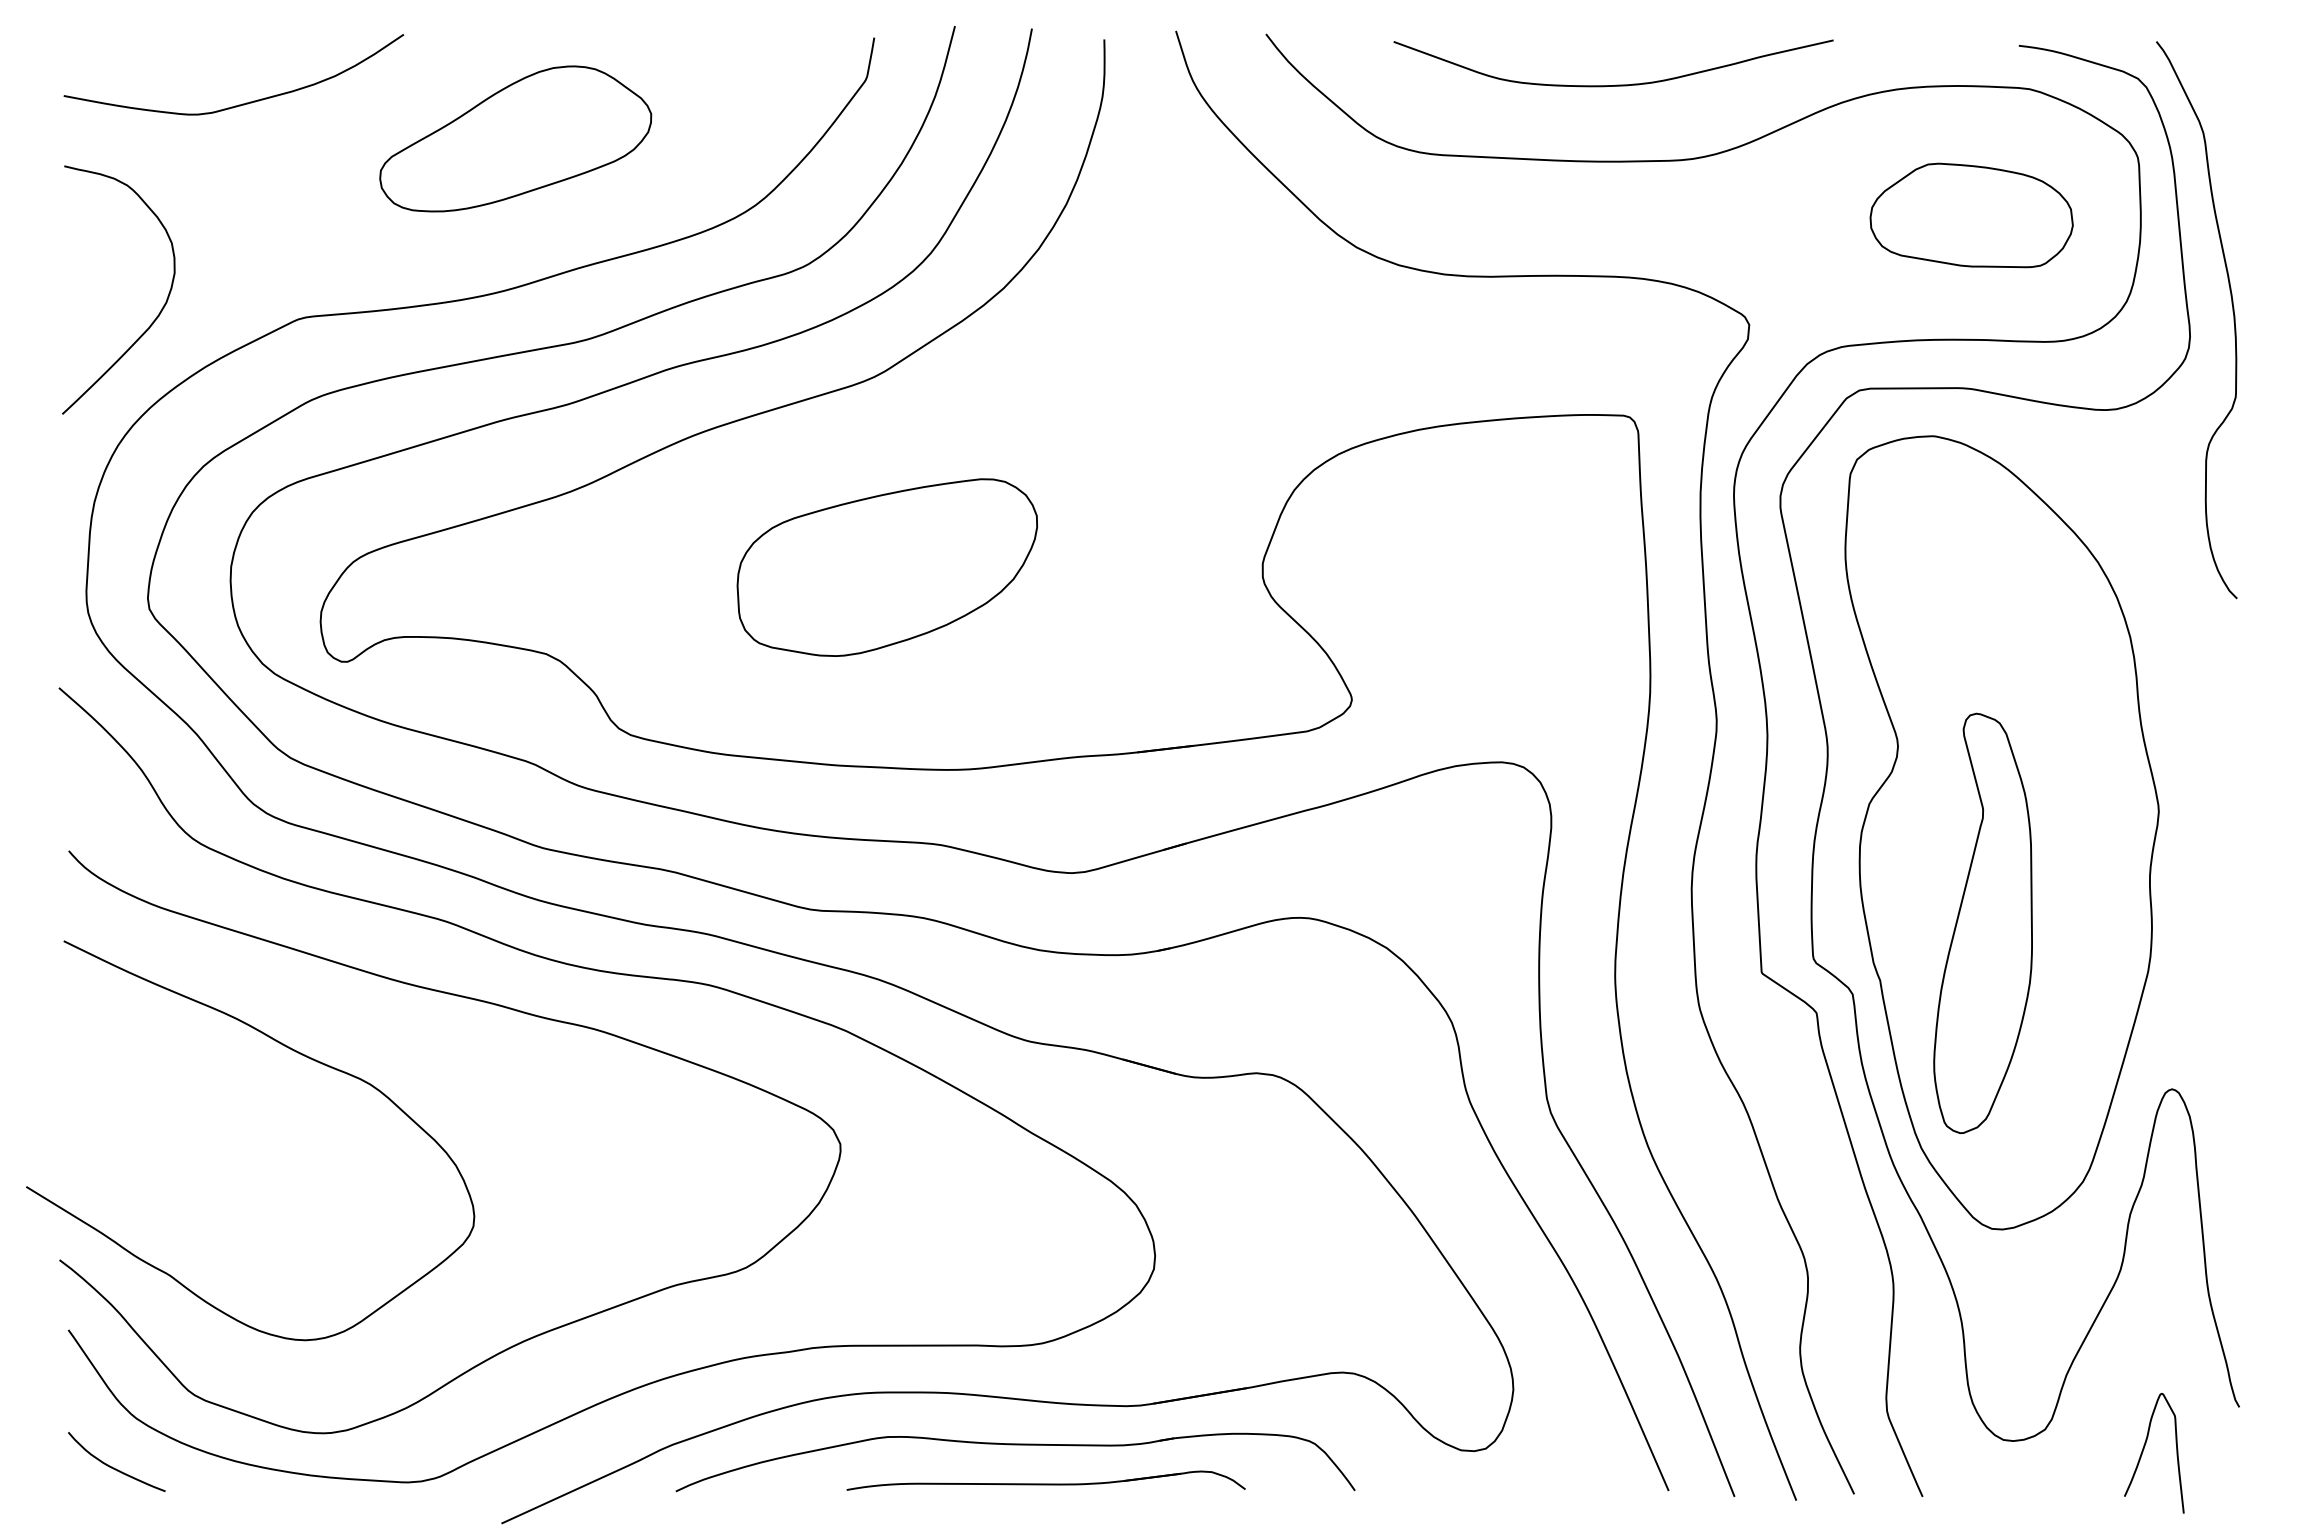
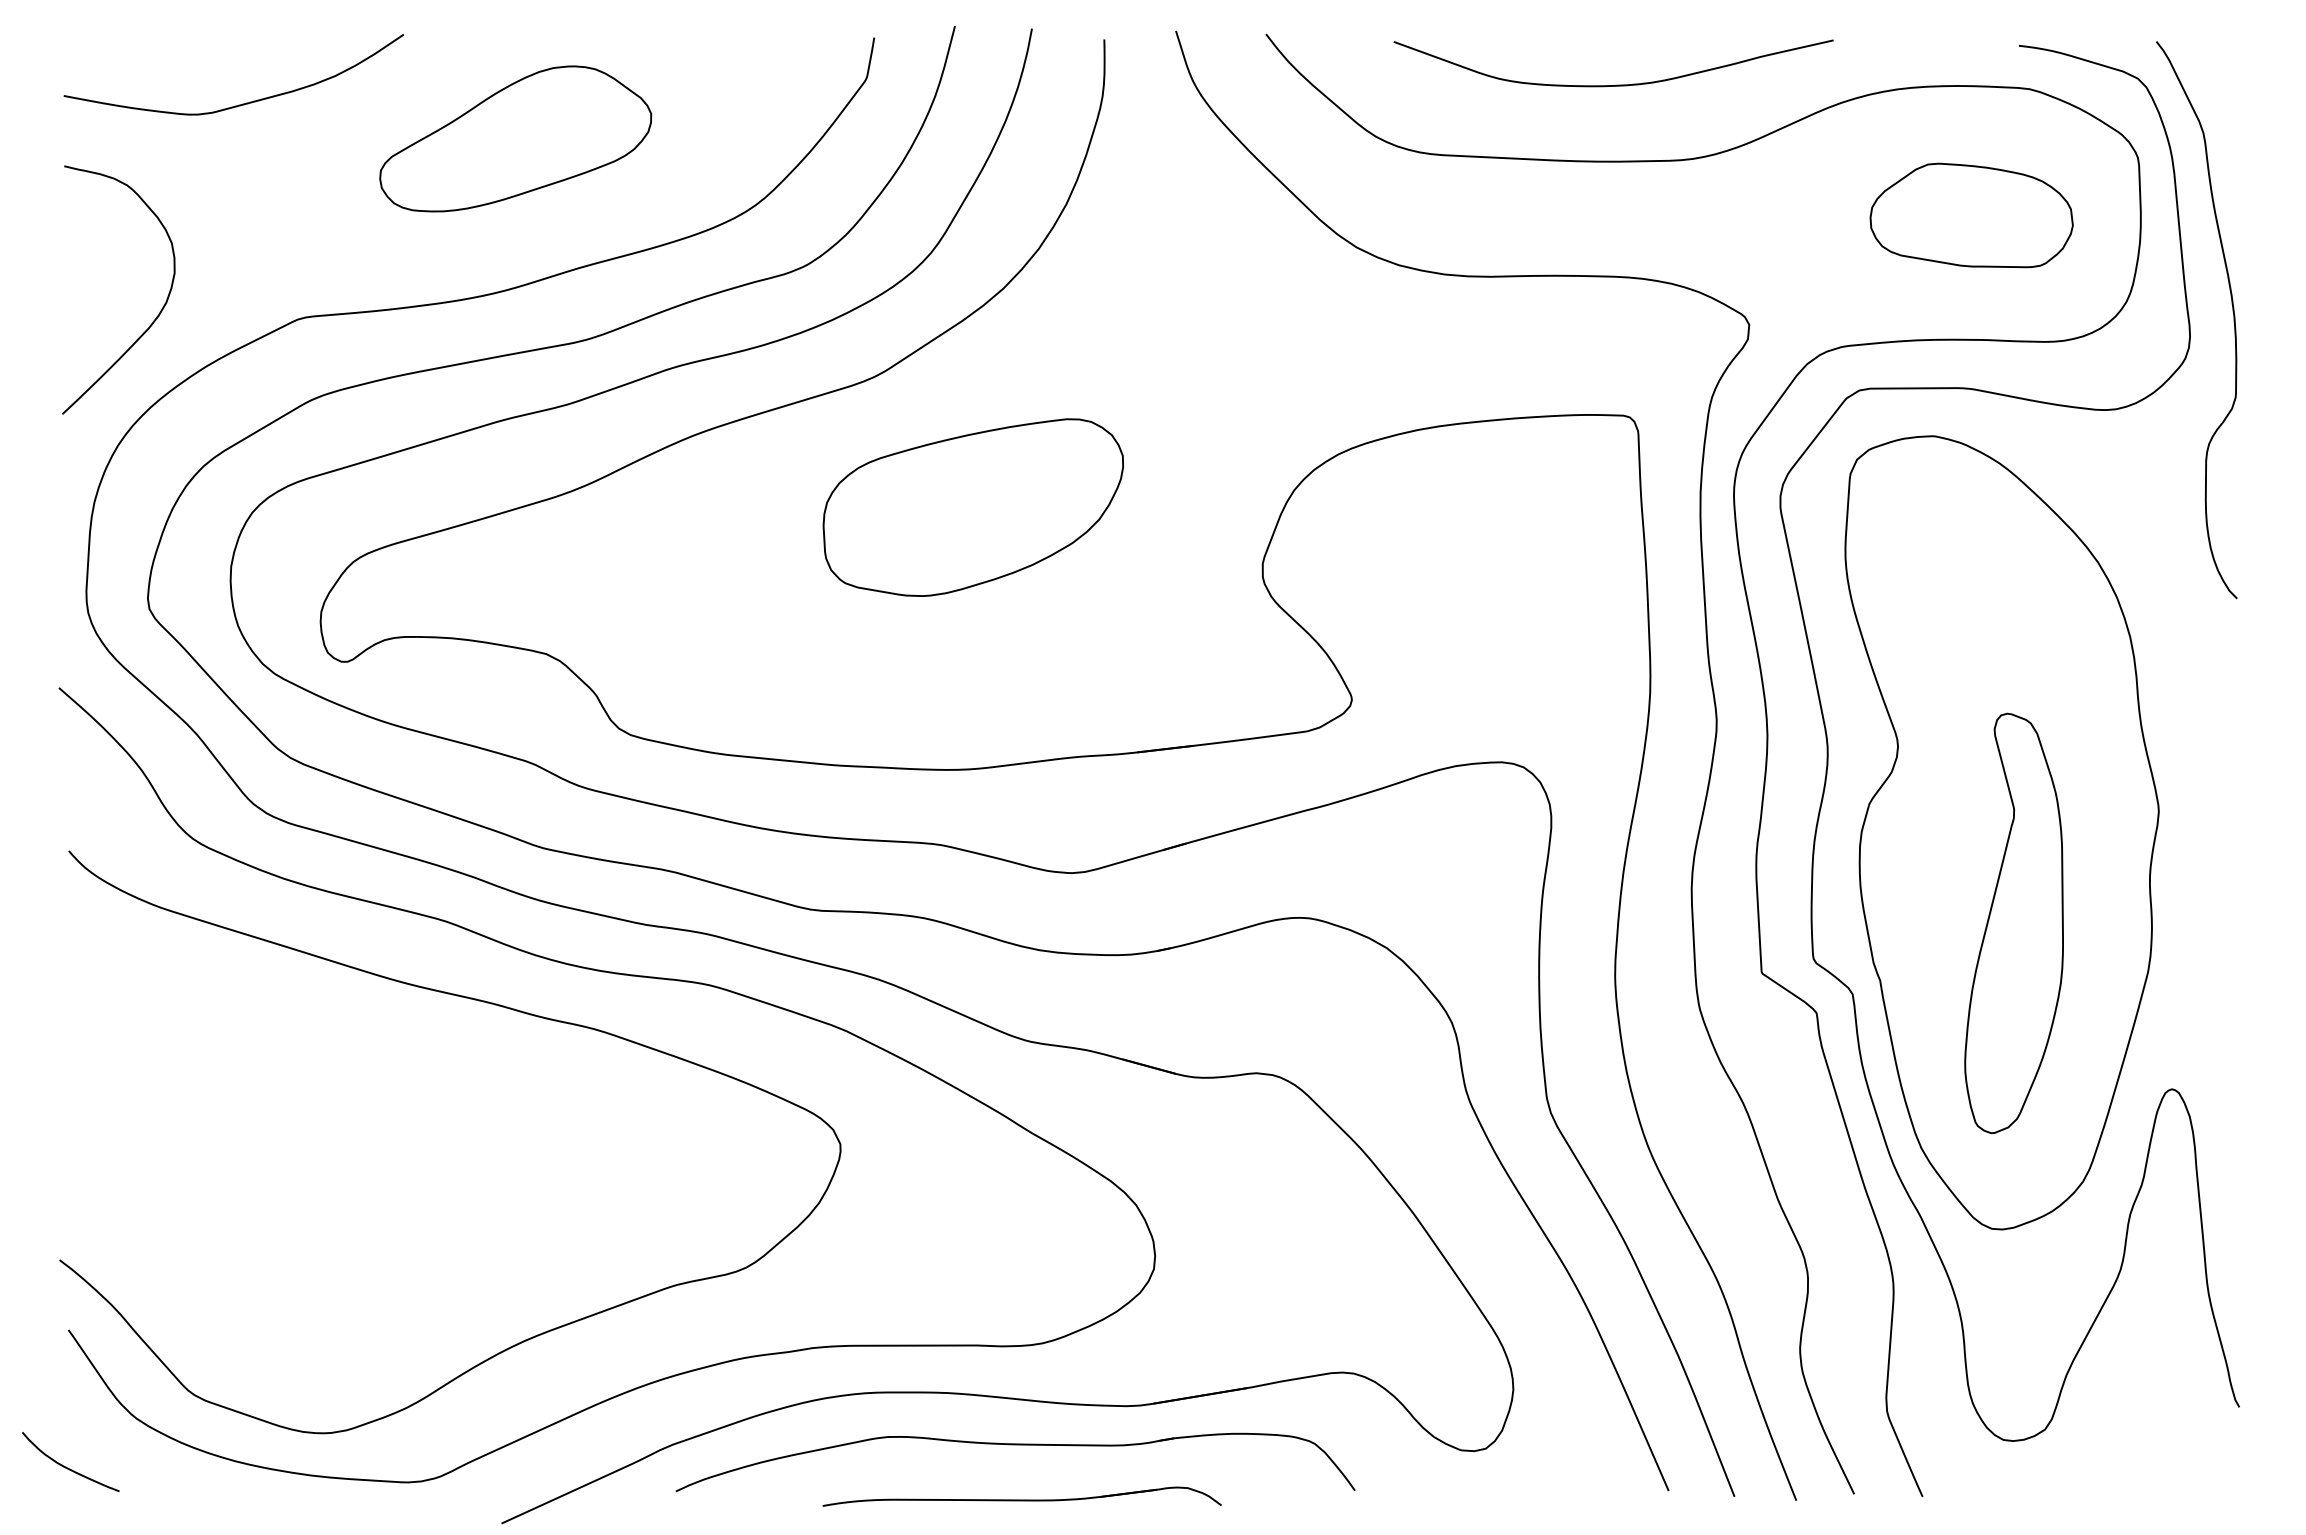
part position: (887, 567) -> (973, 507) (973, 507)
part position: (1982, 922) -> (2013, 922) (2013, 922)
curve: present -> none (295, 1052)
curve: present -> none (2144, 1449)
curve position: (114, 1467) -> (68, 1467) (68, 1467)
part position: (1045, 1480) -> (1021, 1496) (1021, 1496)
